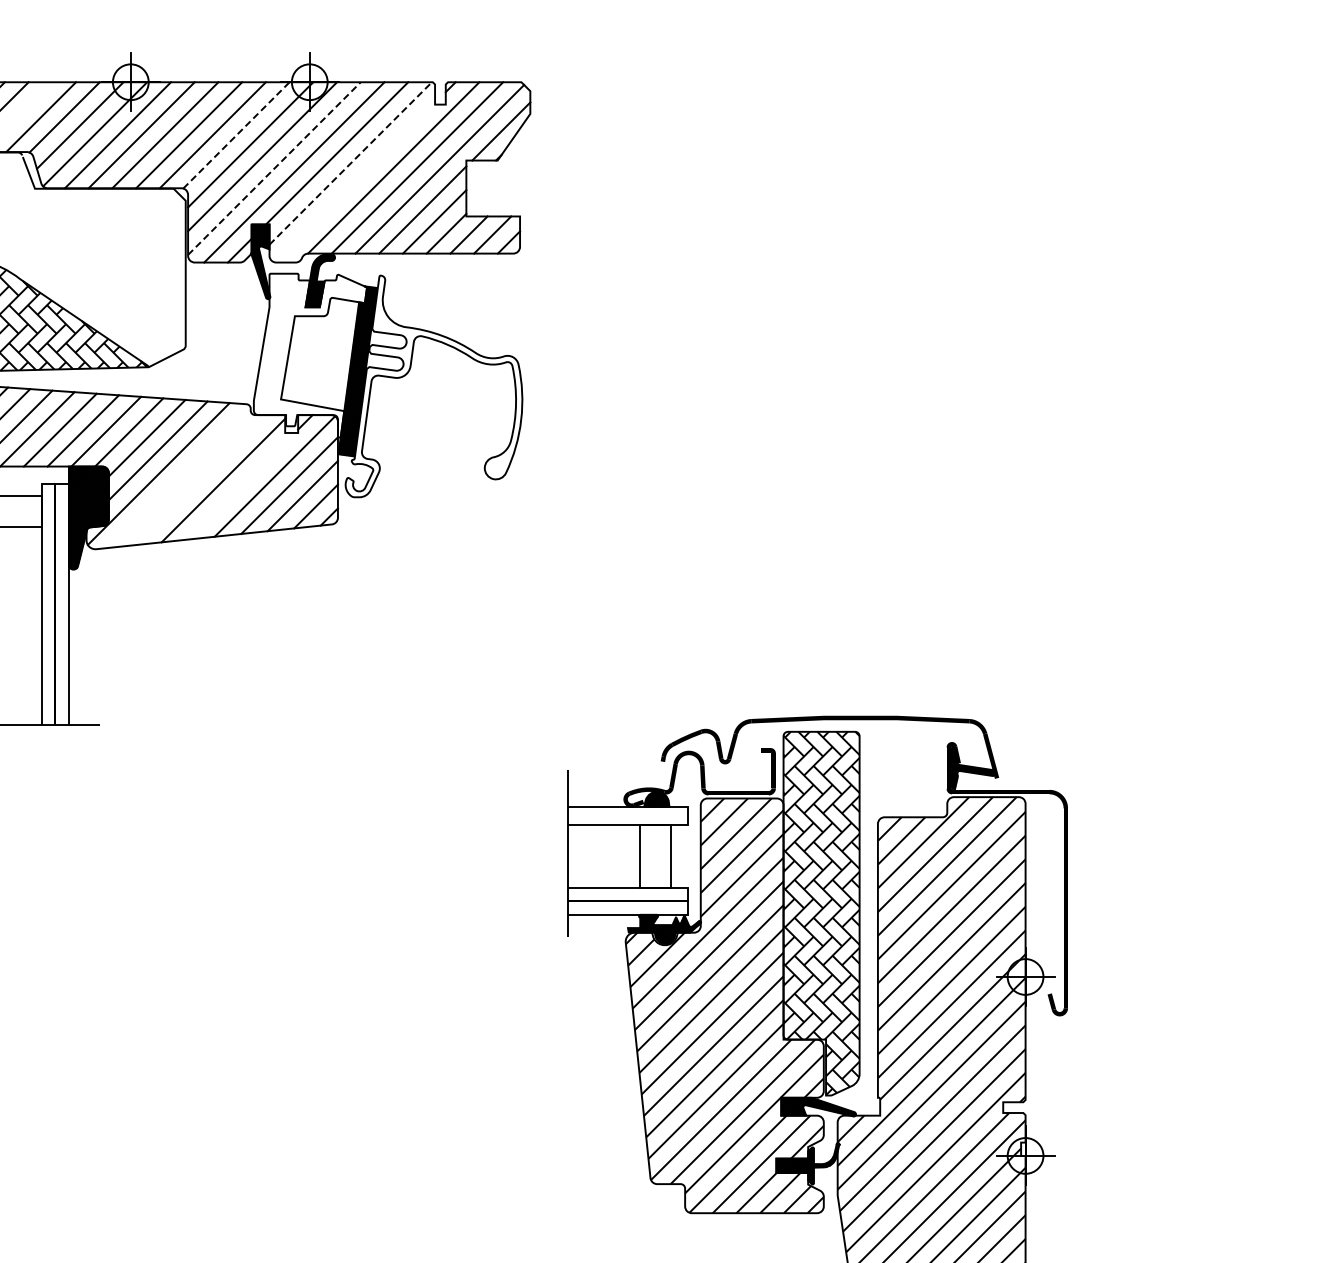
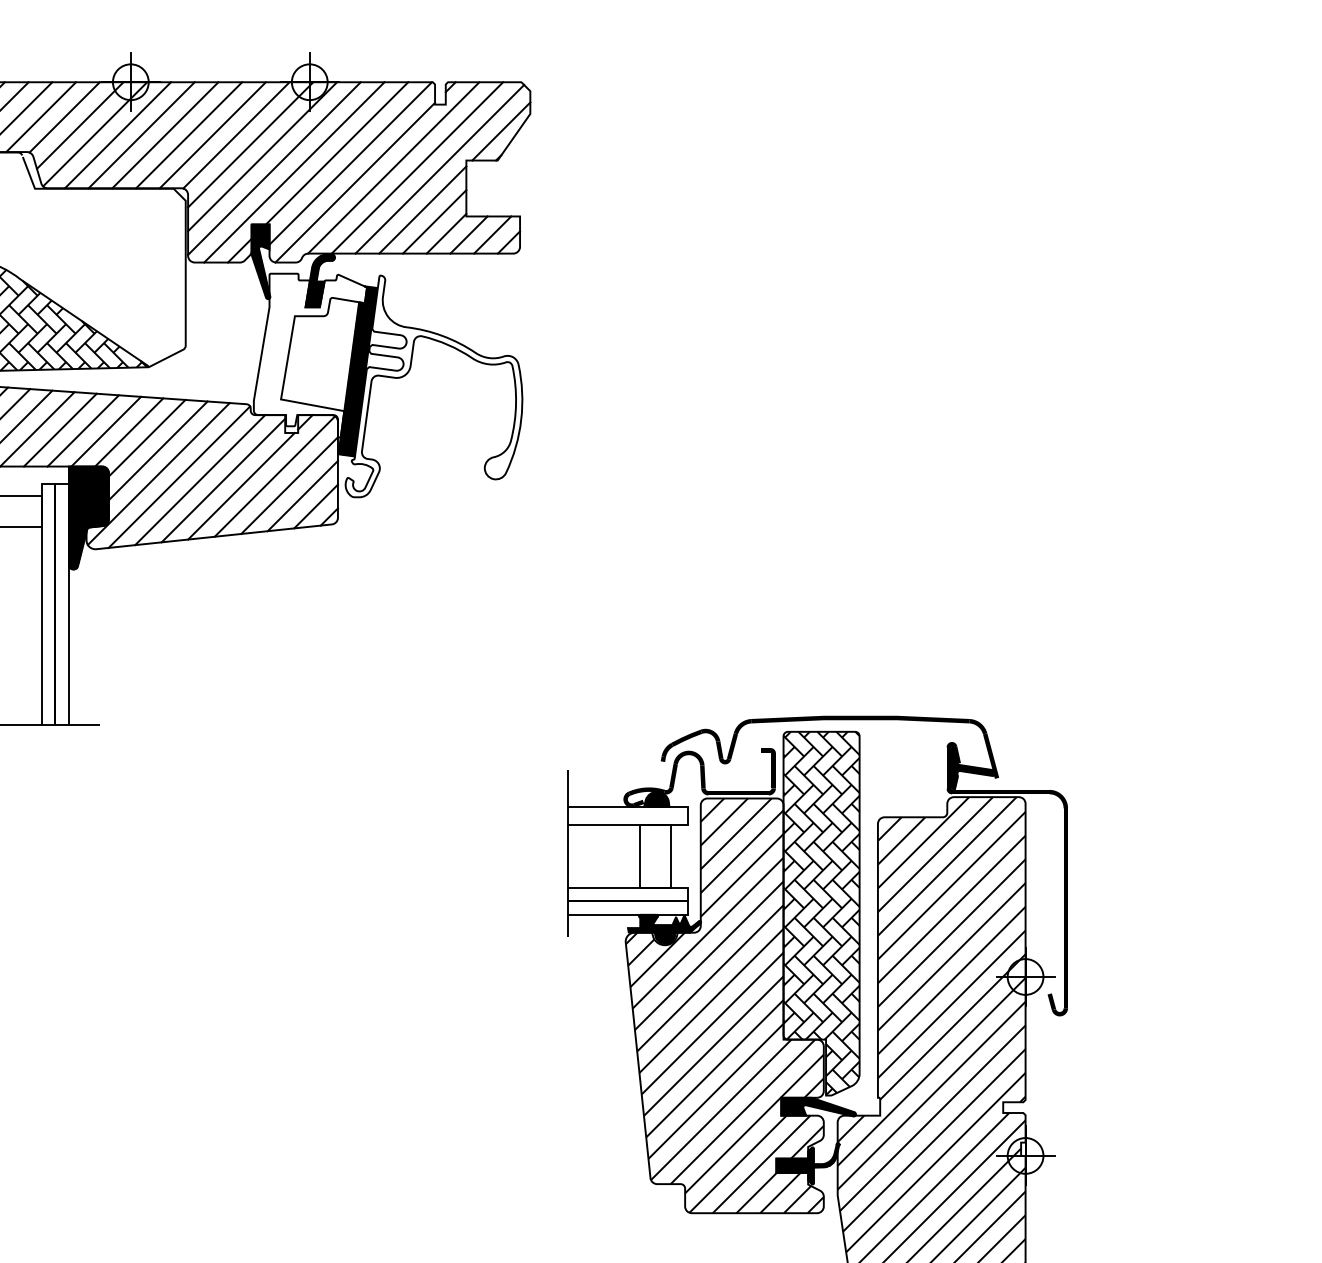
line: none -> present (27, 107)
line: dashed -> solid (236, 135)
line: dashed -> solid (350, 163)
line: dashed -> solid (274, 168)
line: none -> present (355, 182)
line: none -> present (179, 476)
line: none -> present (200, 480)
line: none -> present (241, 485)
